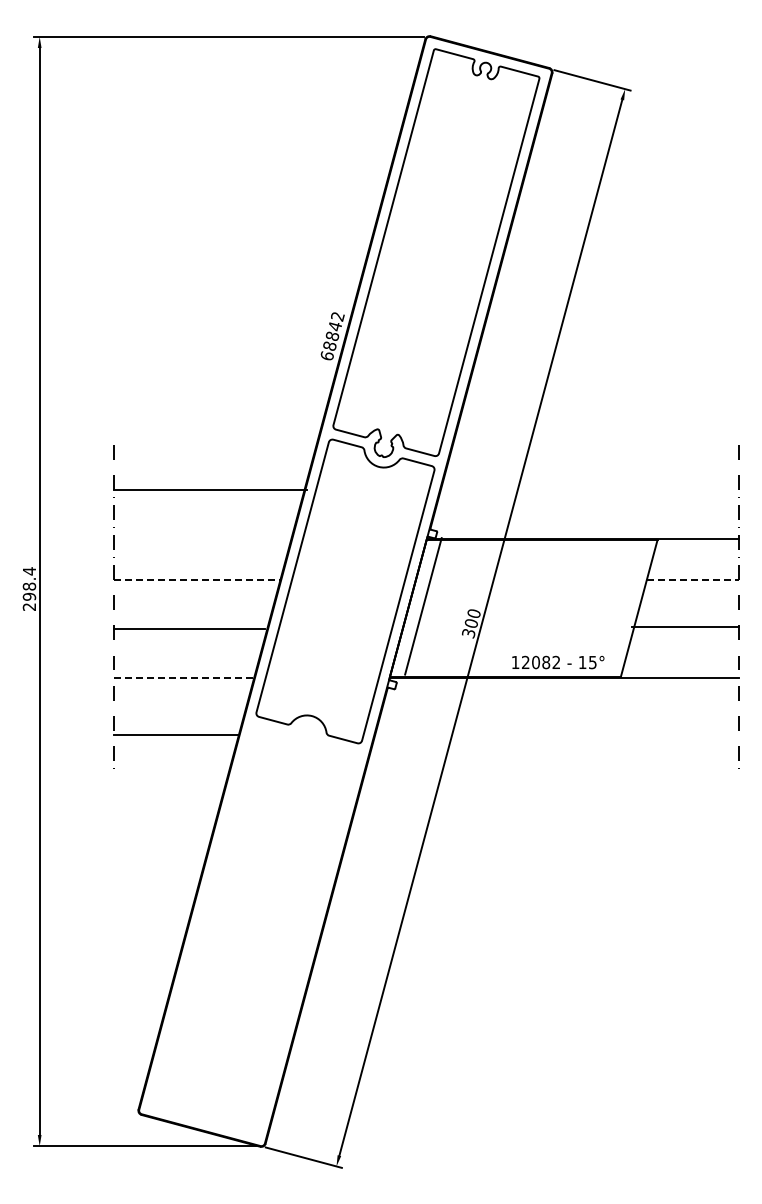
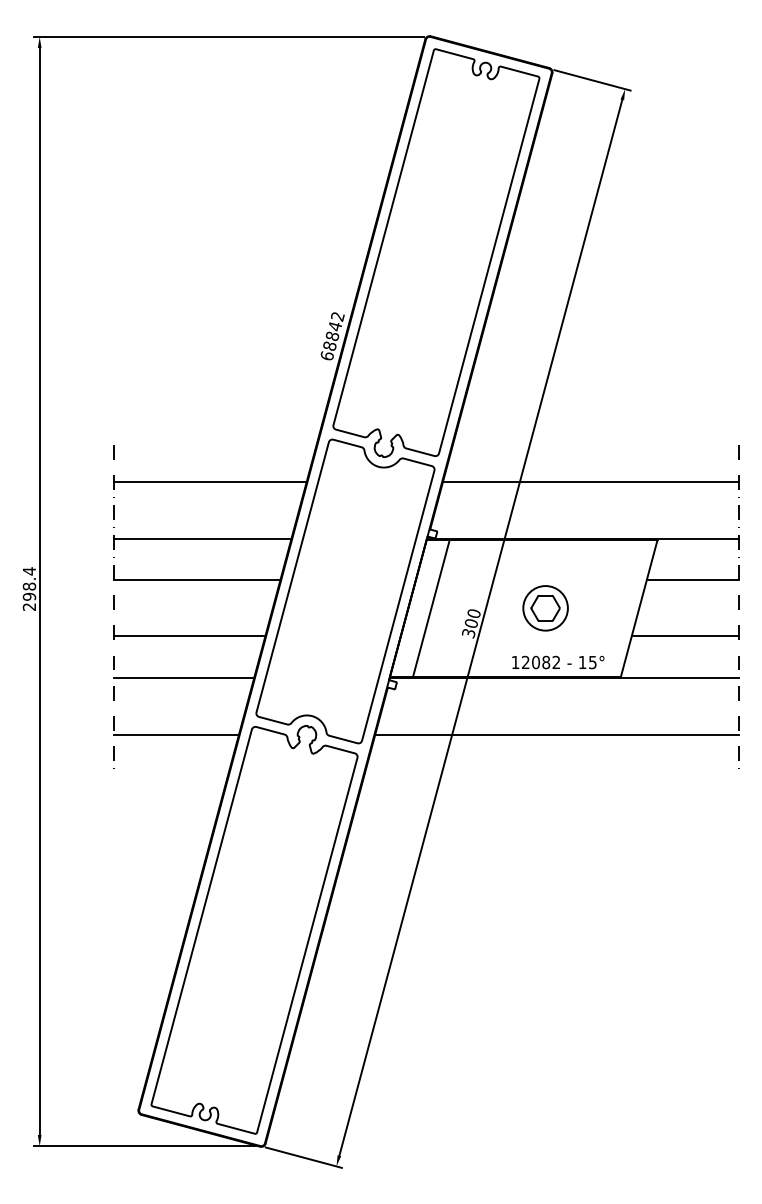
line: none -> present (590, 481)
line position: (210, 489) -> (210, 481) (210, 481)
line: none -> present (202, 538)
line: dashed -> solid (197, 580)
line: dashed -> solid (693, 580)
line position: (423, 606) -> (431, 608) (431, 608)
part: none -> present (545, 608)
line position: (685, 627) -> (685, 636) (685, 636)
line position: (189, 629) -> (189, 636) (189, 636)
line: dashed -> solid (184, 678)
line: none -> present (557, 734)
part: none -> present (254, 929)
